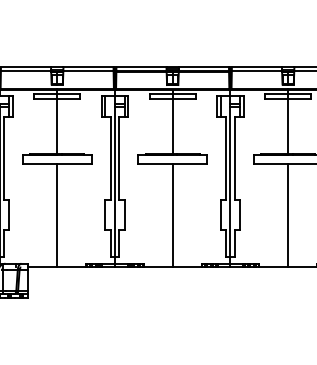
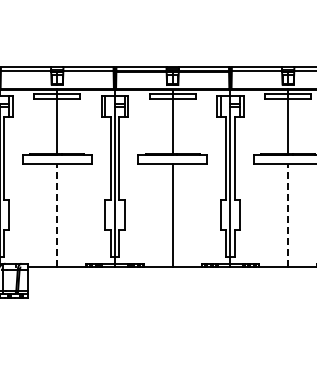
line: solid -> dashed (57, 215)
line: solid -> dashed (288, 215)
